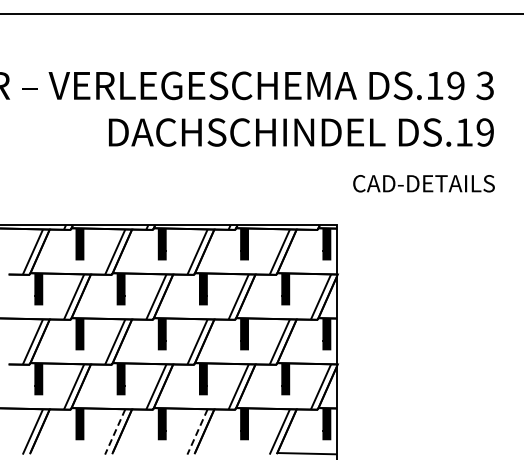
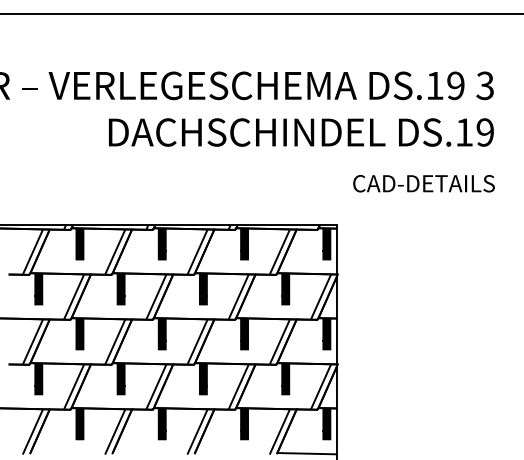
line: dashed -> solid (115, 431)
line: dashed -> solid (197, 431)
